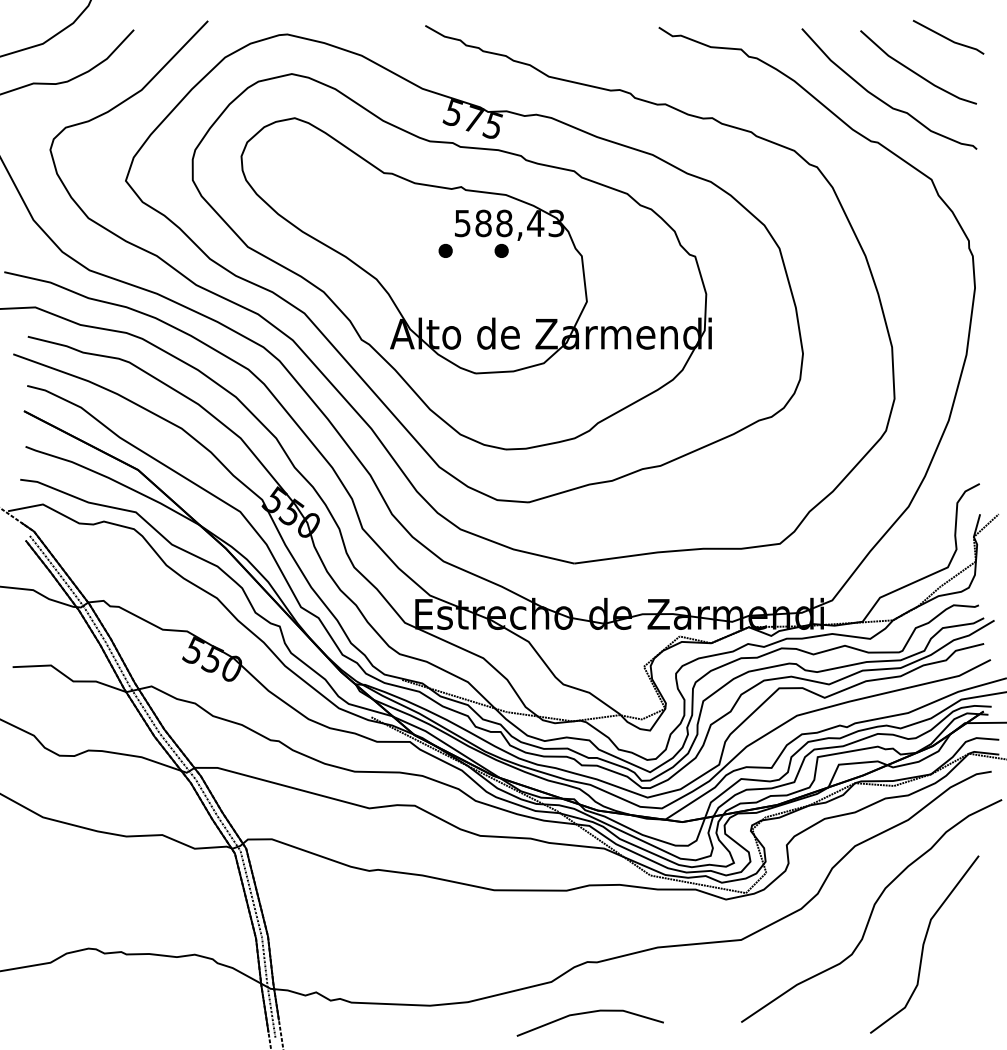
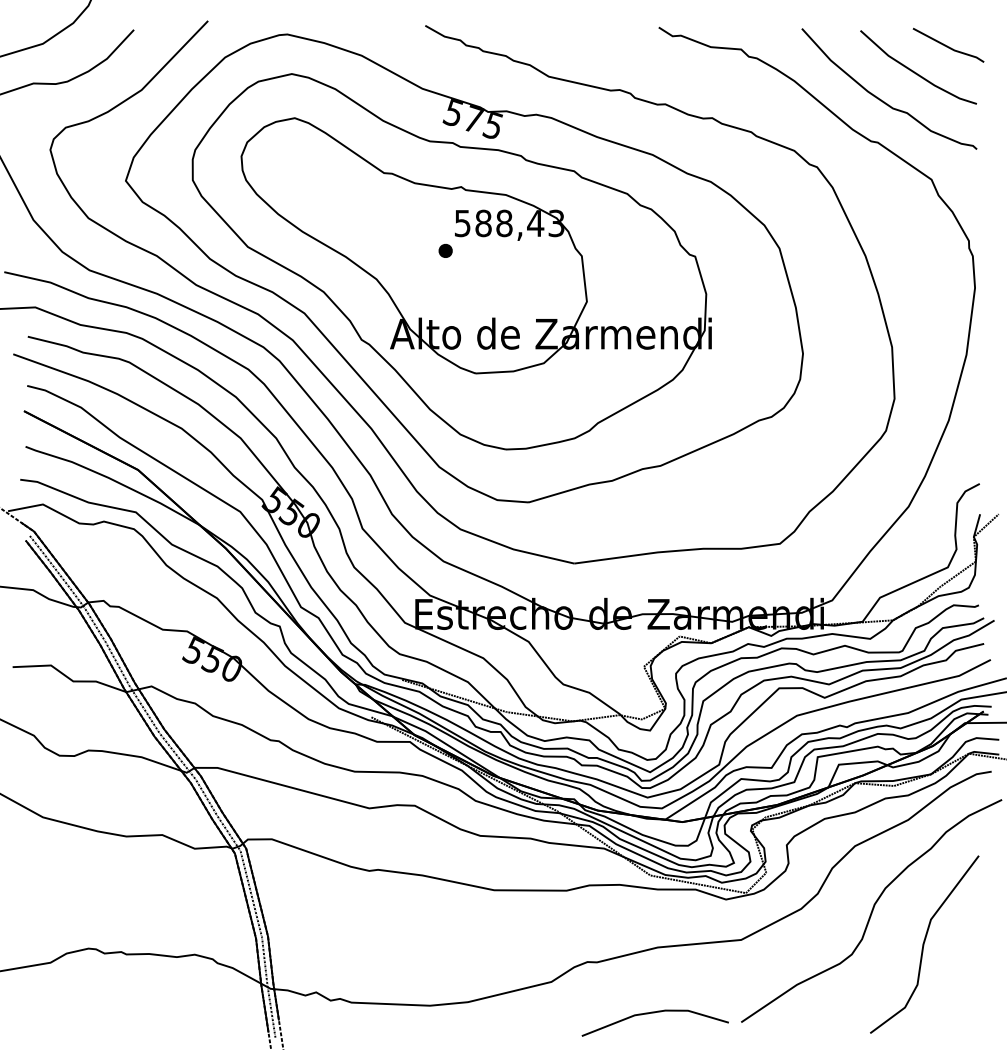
line position: (947, 37) -> (947, 45) (947, 45)
part: present -> none (501, 250)
line position: (589, 1013) -> (654, 1013) (654, 1013)
